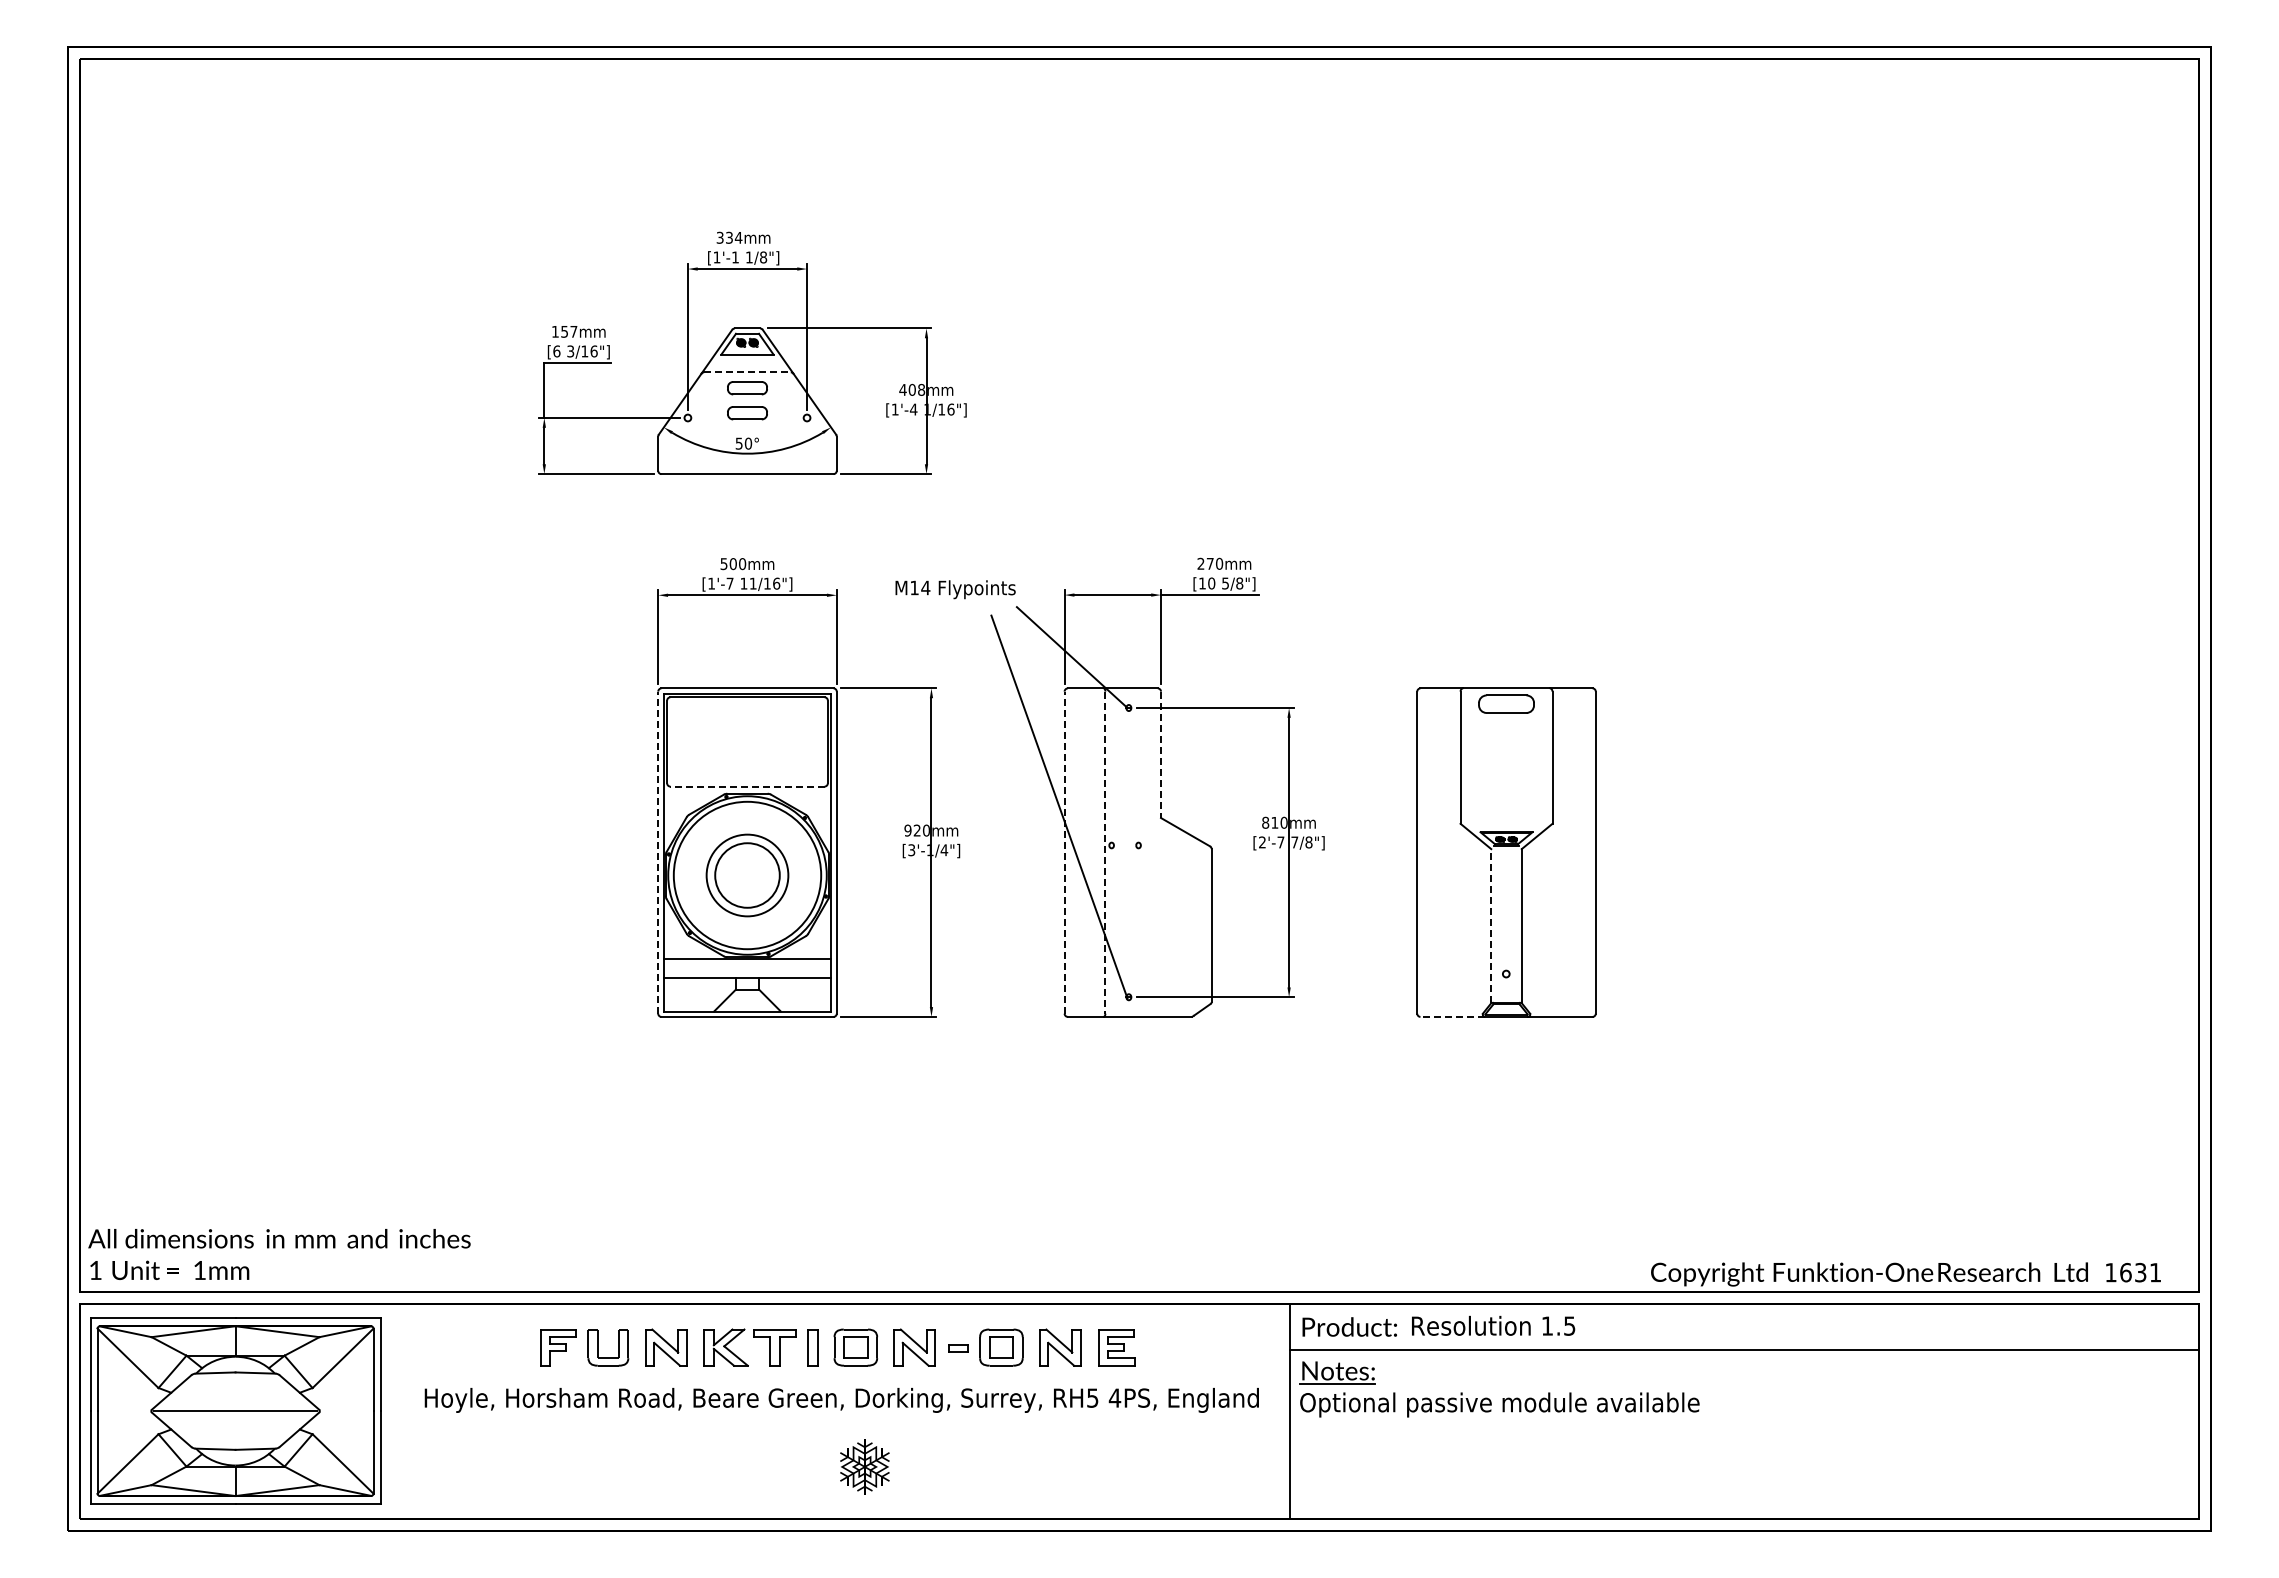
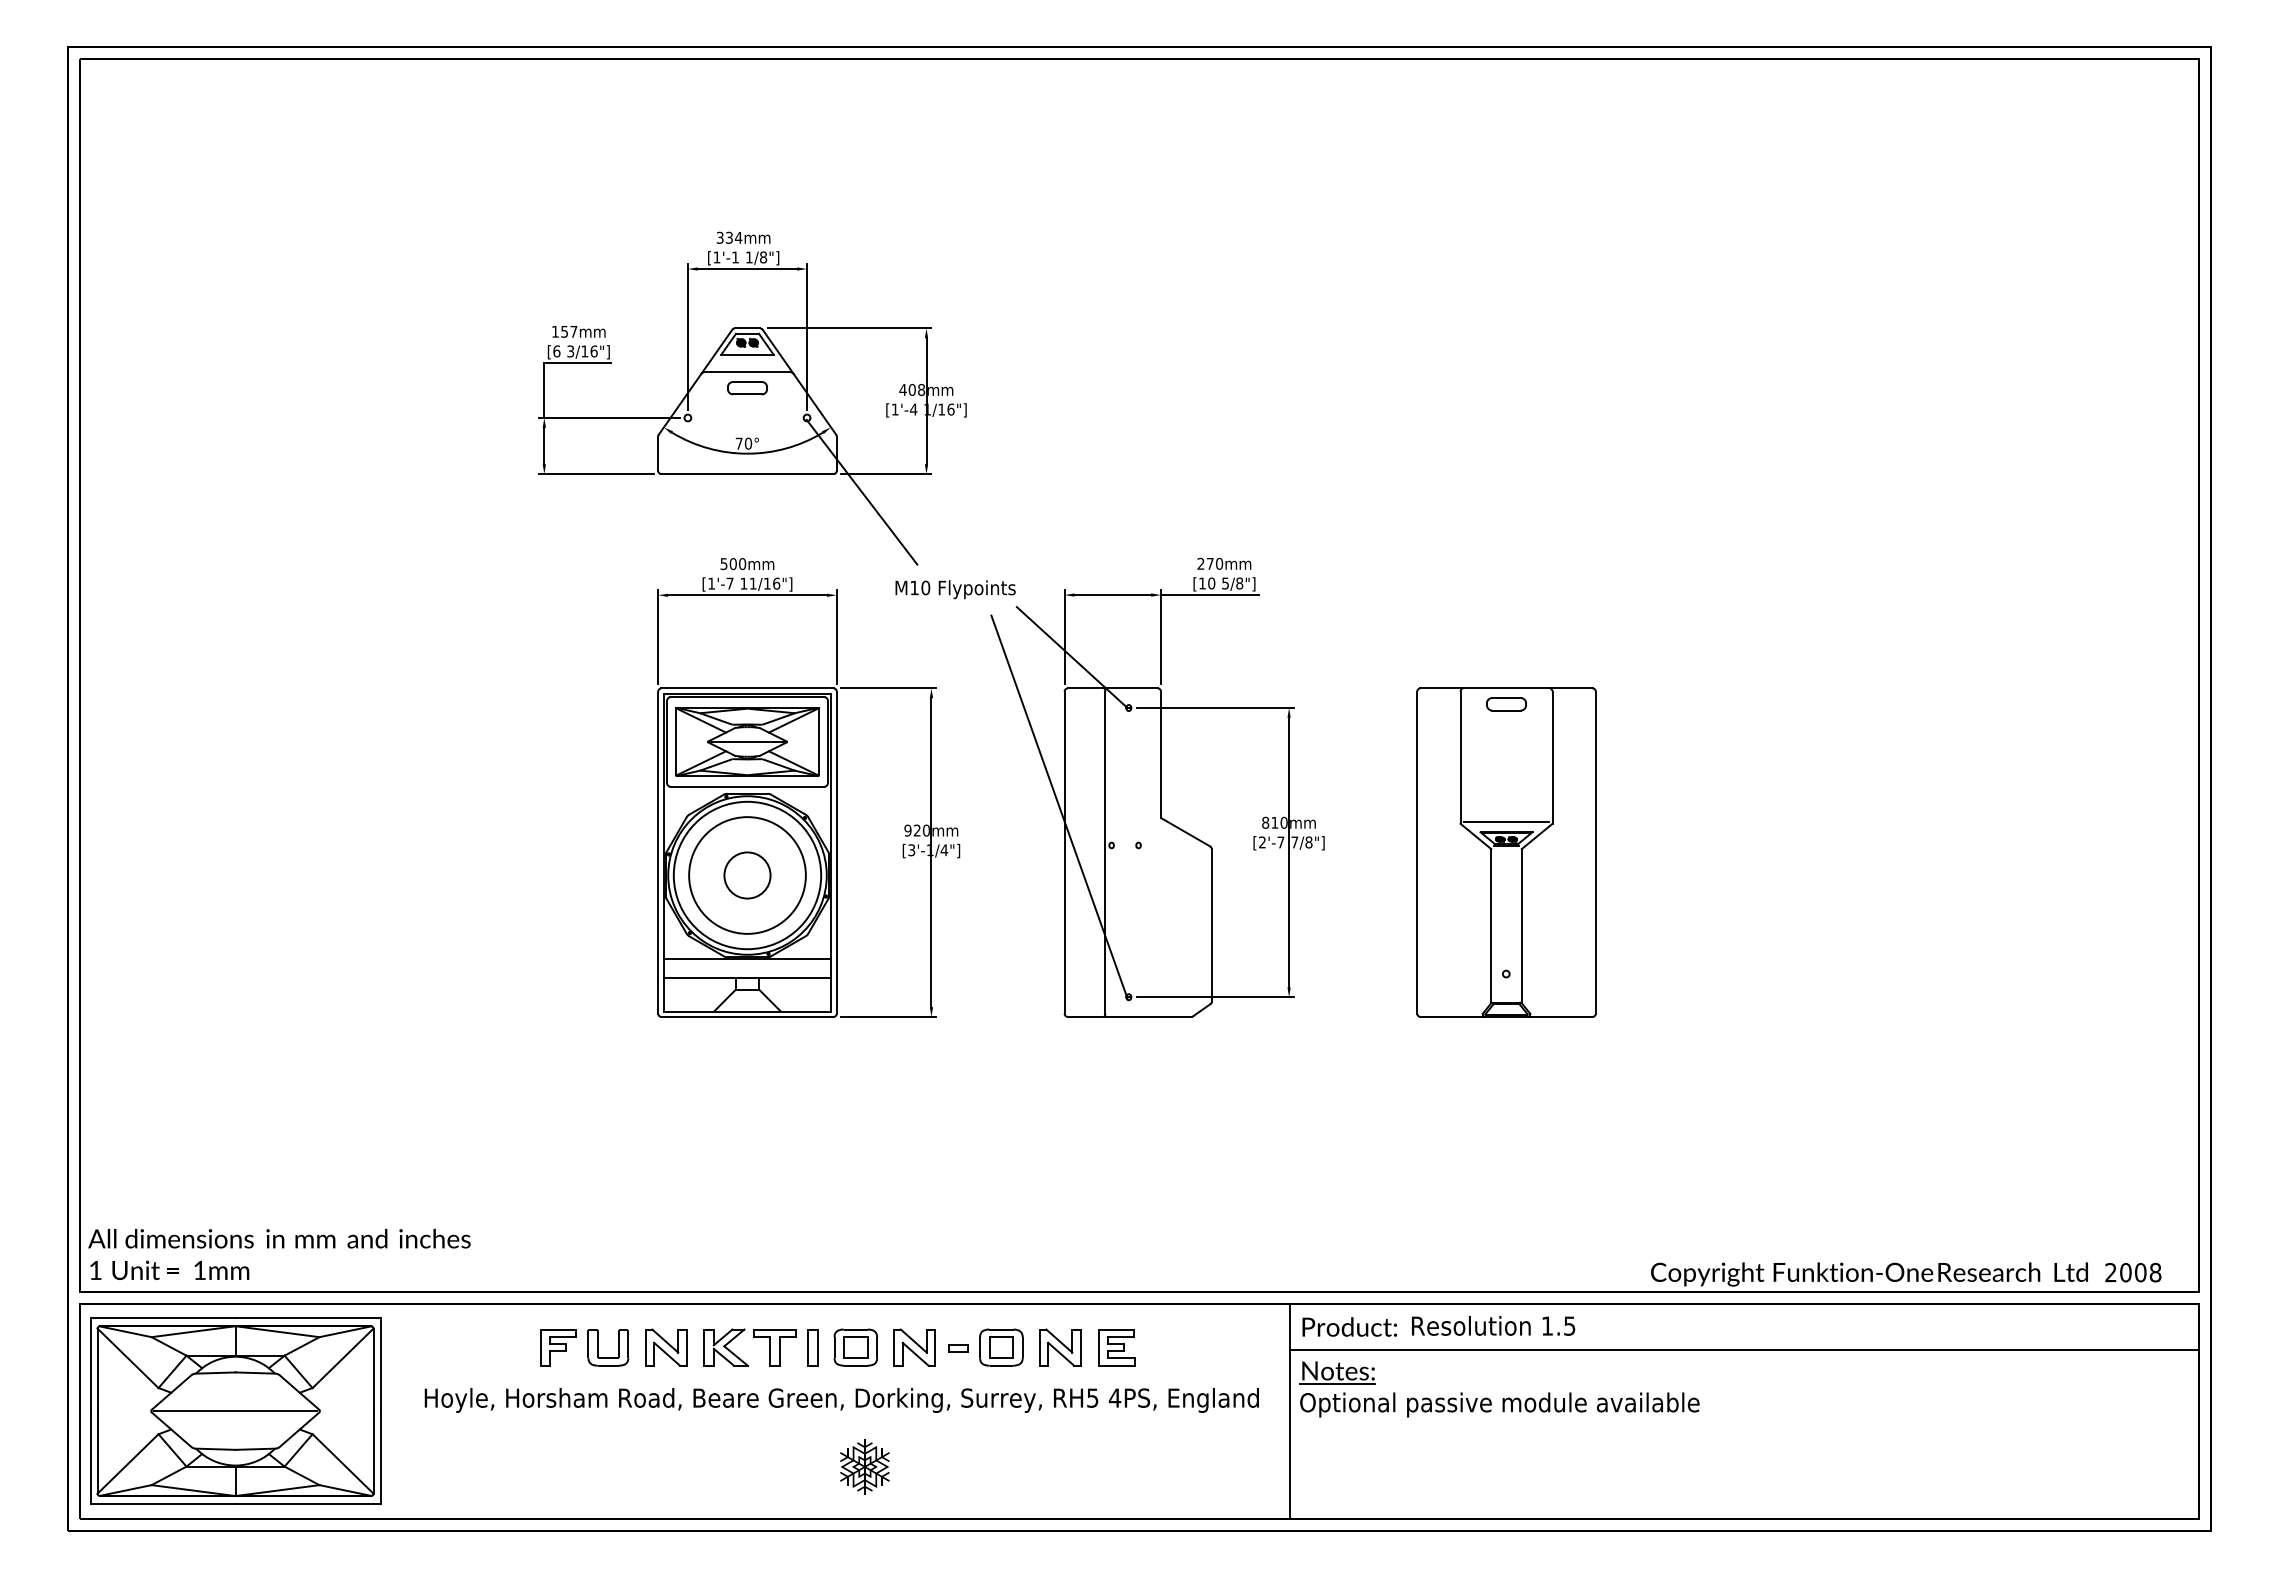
line: dashed -> solid (747, 372)
part: present -> none (747, 413)
text: 50° -> 70° (738, 443)
line: none -> present (861, 491)
text: M14 -> M10 (925, 587)
part size: 57x20 px -> 41x15 px (1506, 704)
part: none -> present (747, 741)
line: dashed -> solid (1161, 755)
line: dashed -> solid (747, 786)
line: none -> present (1506, 821)
line: dashed -> solid (658, 852)
line: dashed -> solid (1064, 852)
line: dashed -> solid (1105, 853)
circle diameter: 65 px -> 46 px (747, 875)
circle diameter: 82 px -> 117 px (747, 875)
line: dashed -> solid (1491, 925)
line: dashed -> solid (1452, 1016)
text: 1631 -> 2008 (2133, 1272)
